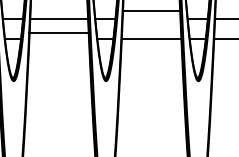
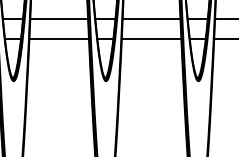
line position: (151, 11) -> (151, 19) (151, 19)
line position: (58, 33) -> (58, 39) (58, 39)
